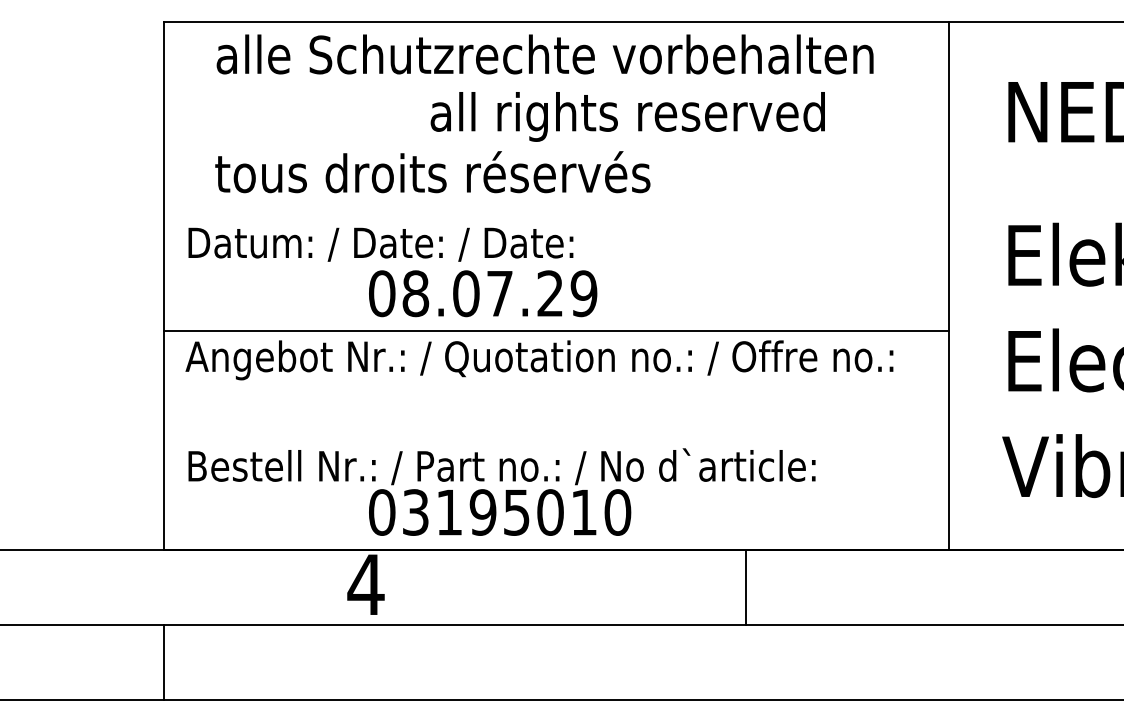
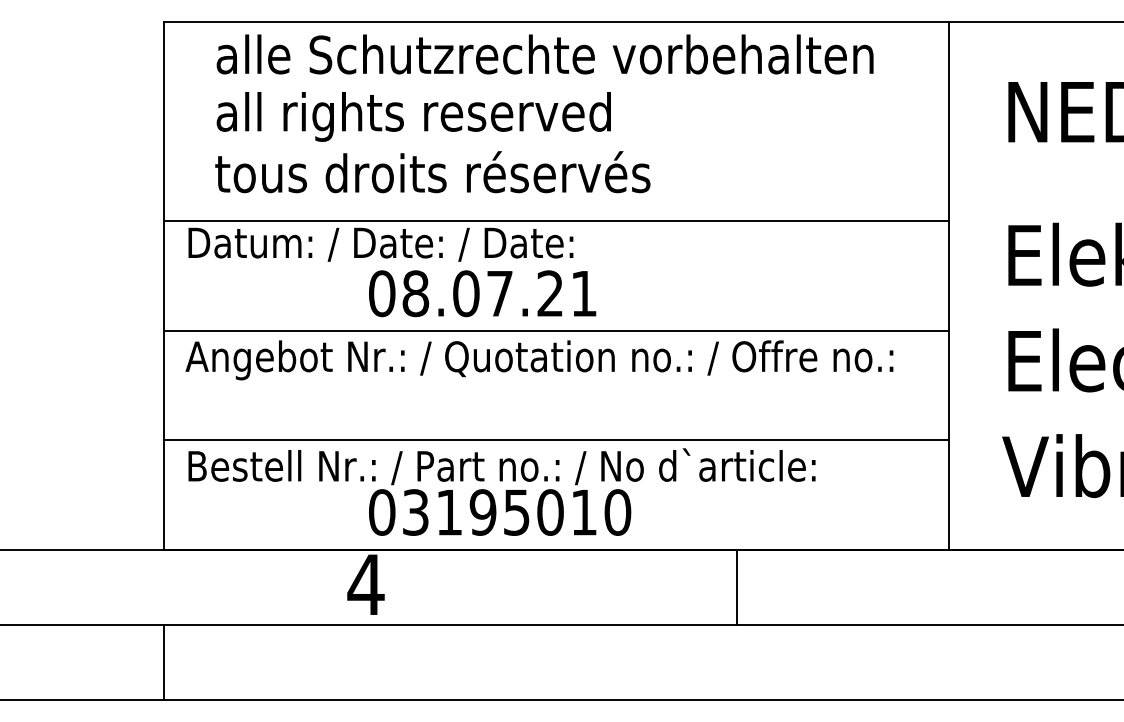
text position: (627, 116) -> (413, 116) (413, 116)
line: none -> present (556, 221)
text: 08.07.29 -> 08.07.21 (583, 293)
line: none -> present (556, 440)
line position: (746, 586) -> (737, 586) (737, 586)
